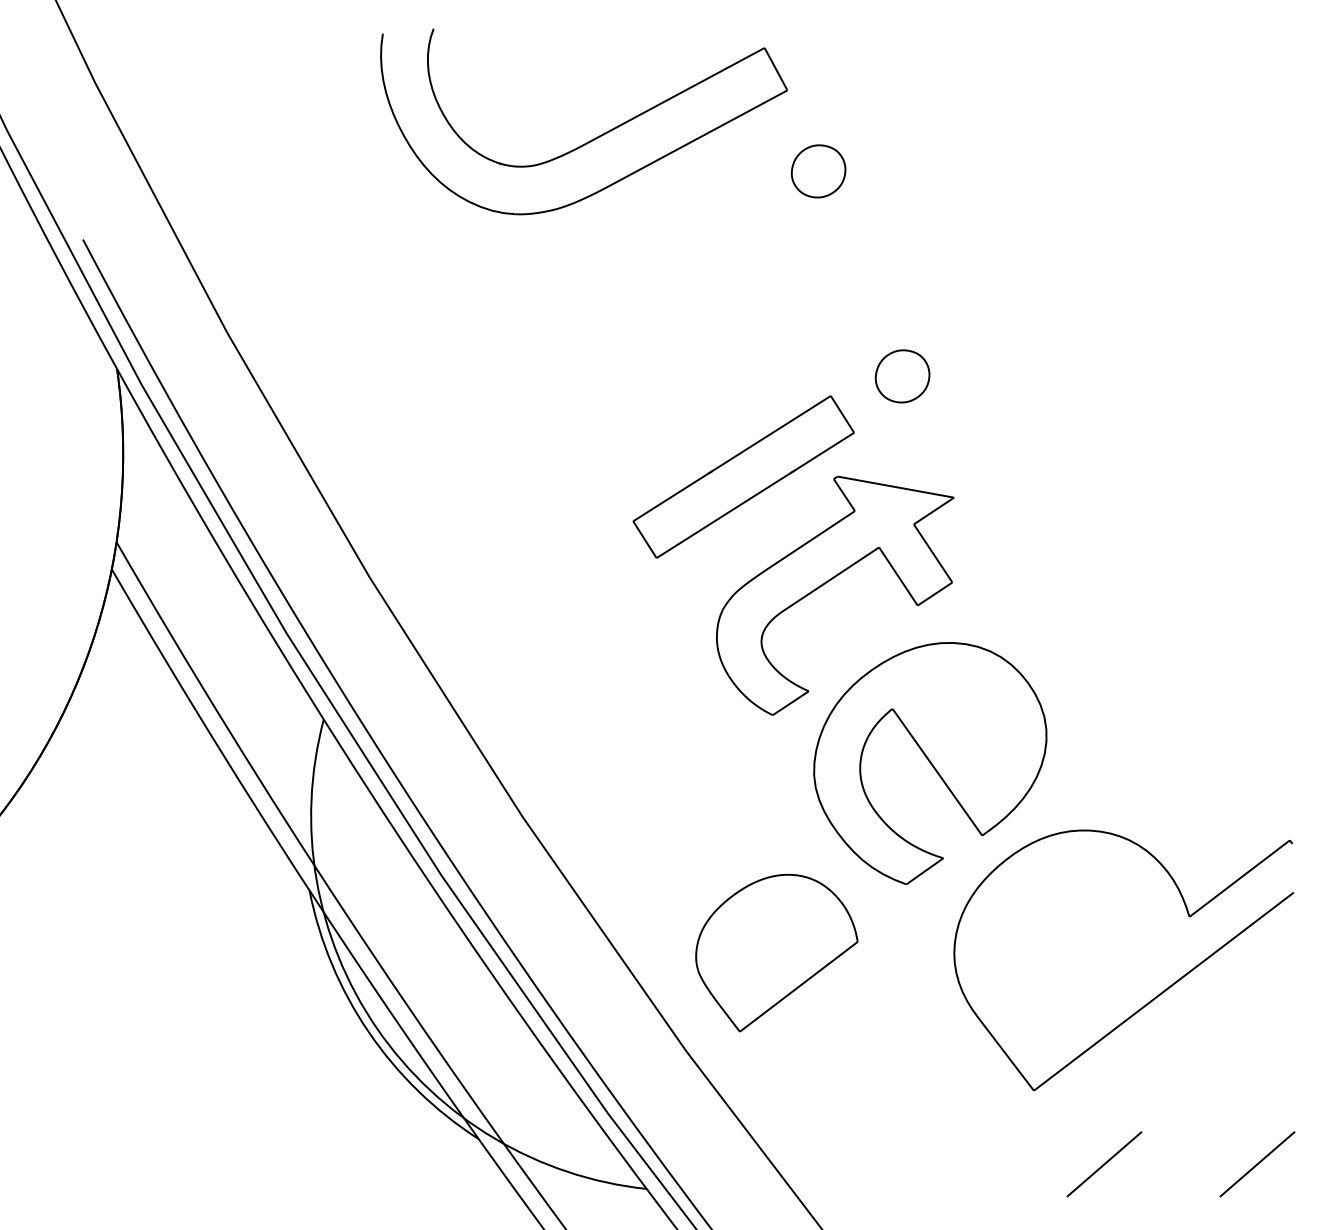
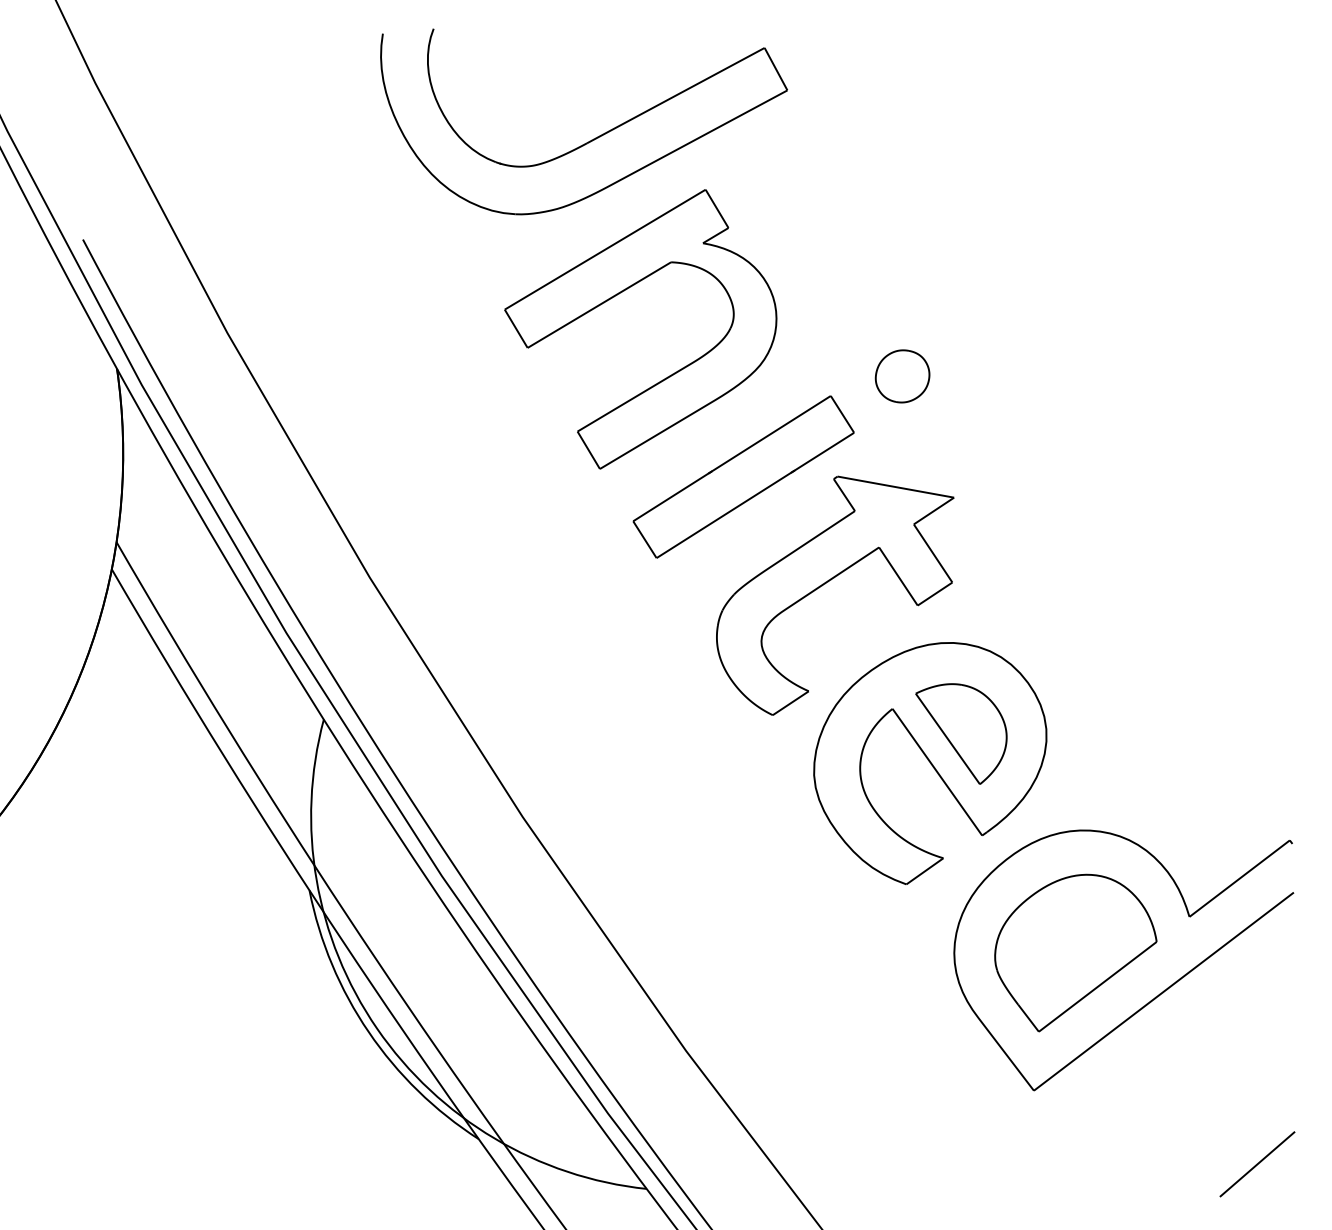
part: present -> none (818, 171)
part: none -> present (619, 294)
part: none -> present (961, 733)
part position: (776, 952) -> (1075, 952) (1075, 952)
line: present -> none (1104, 1164)
